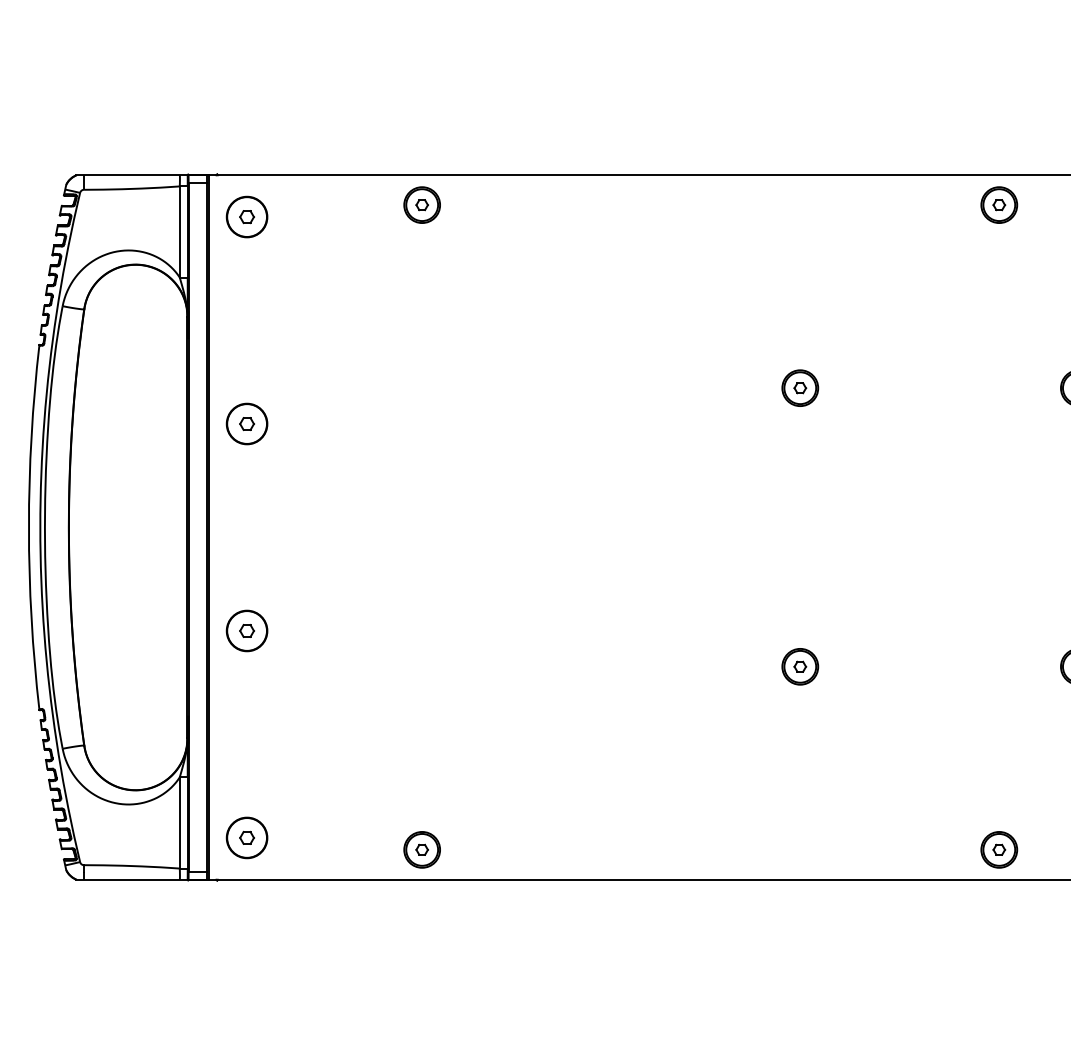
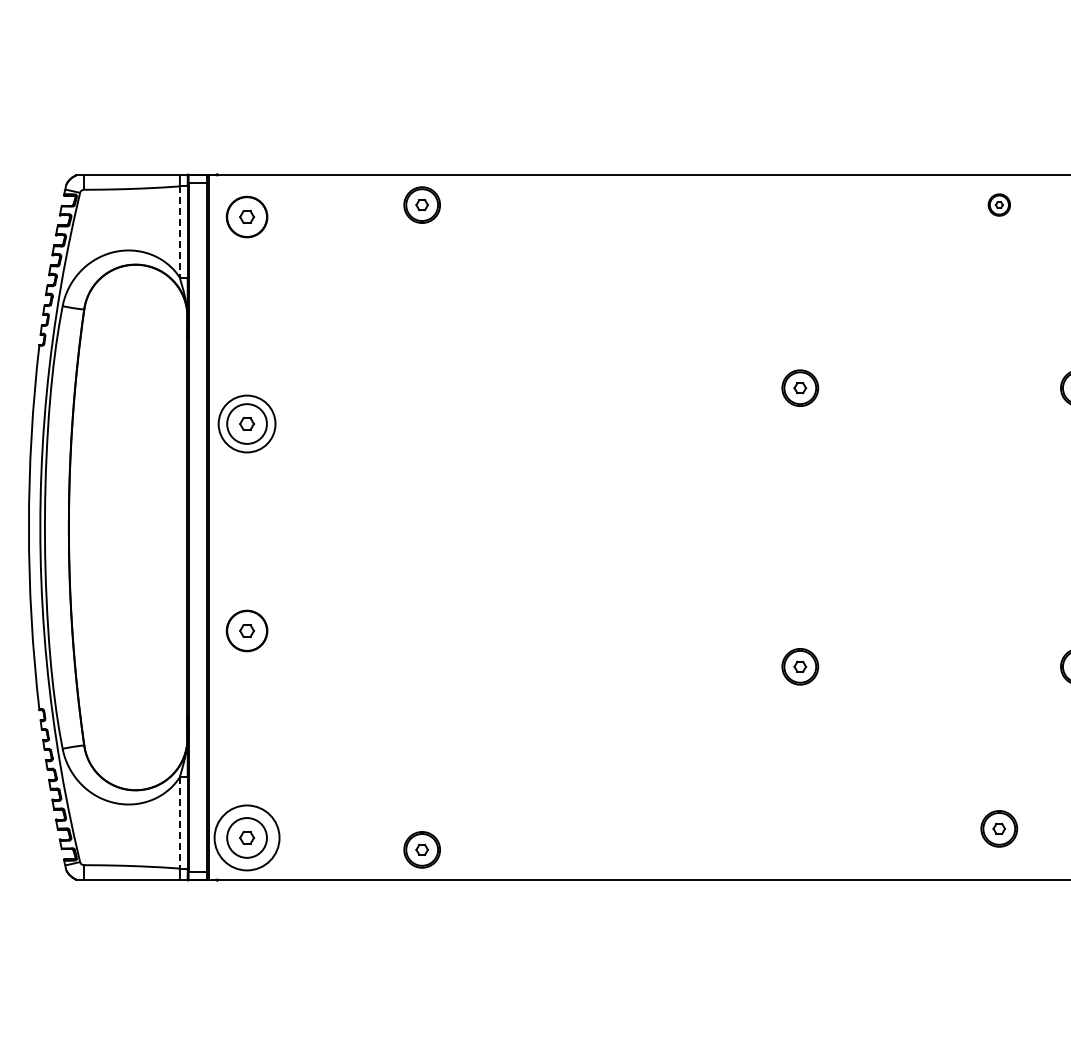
part size: 39x38 px -> 24x24 px (998, 204)
line: solid -> dashed (179, 232)
circle diameter: 41 px -> 57 px (246, 423)
line: solid -> dashed (179, 822)
circle diameter: 41 px -> 65 px (246, 837)
part position: (999, 849) -> (999, 828) (999, 828)
